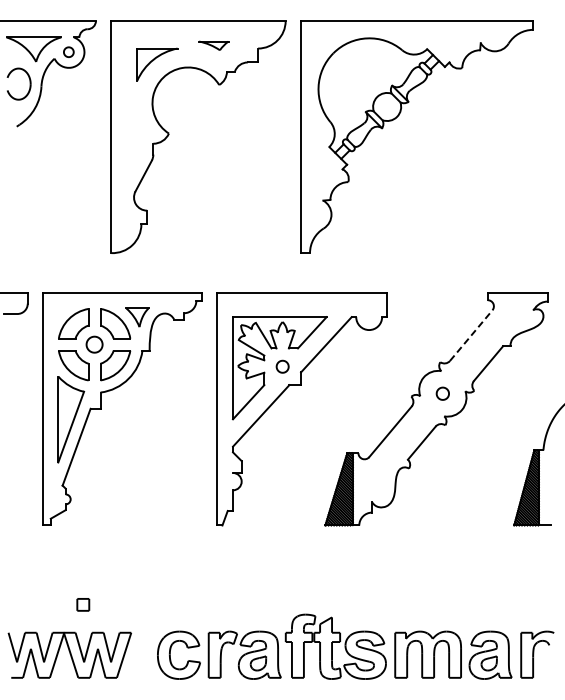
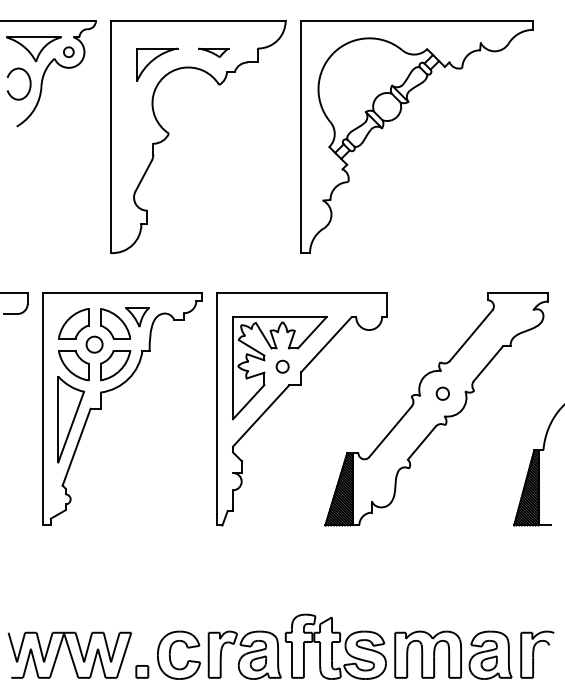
part position: (213, 45) -> (213, 52) (213, 52)
line: dashed -> solid (471, 335)
part position: (83, 604) -> (142, 671) (142, 671)
